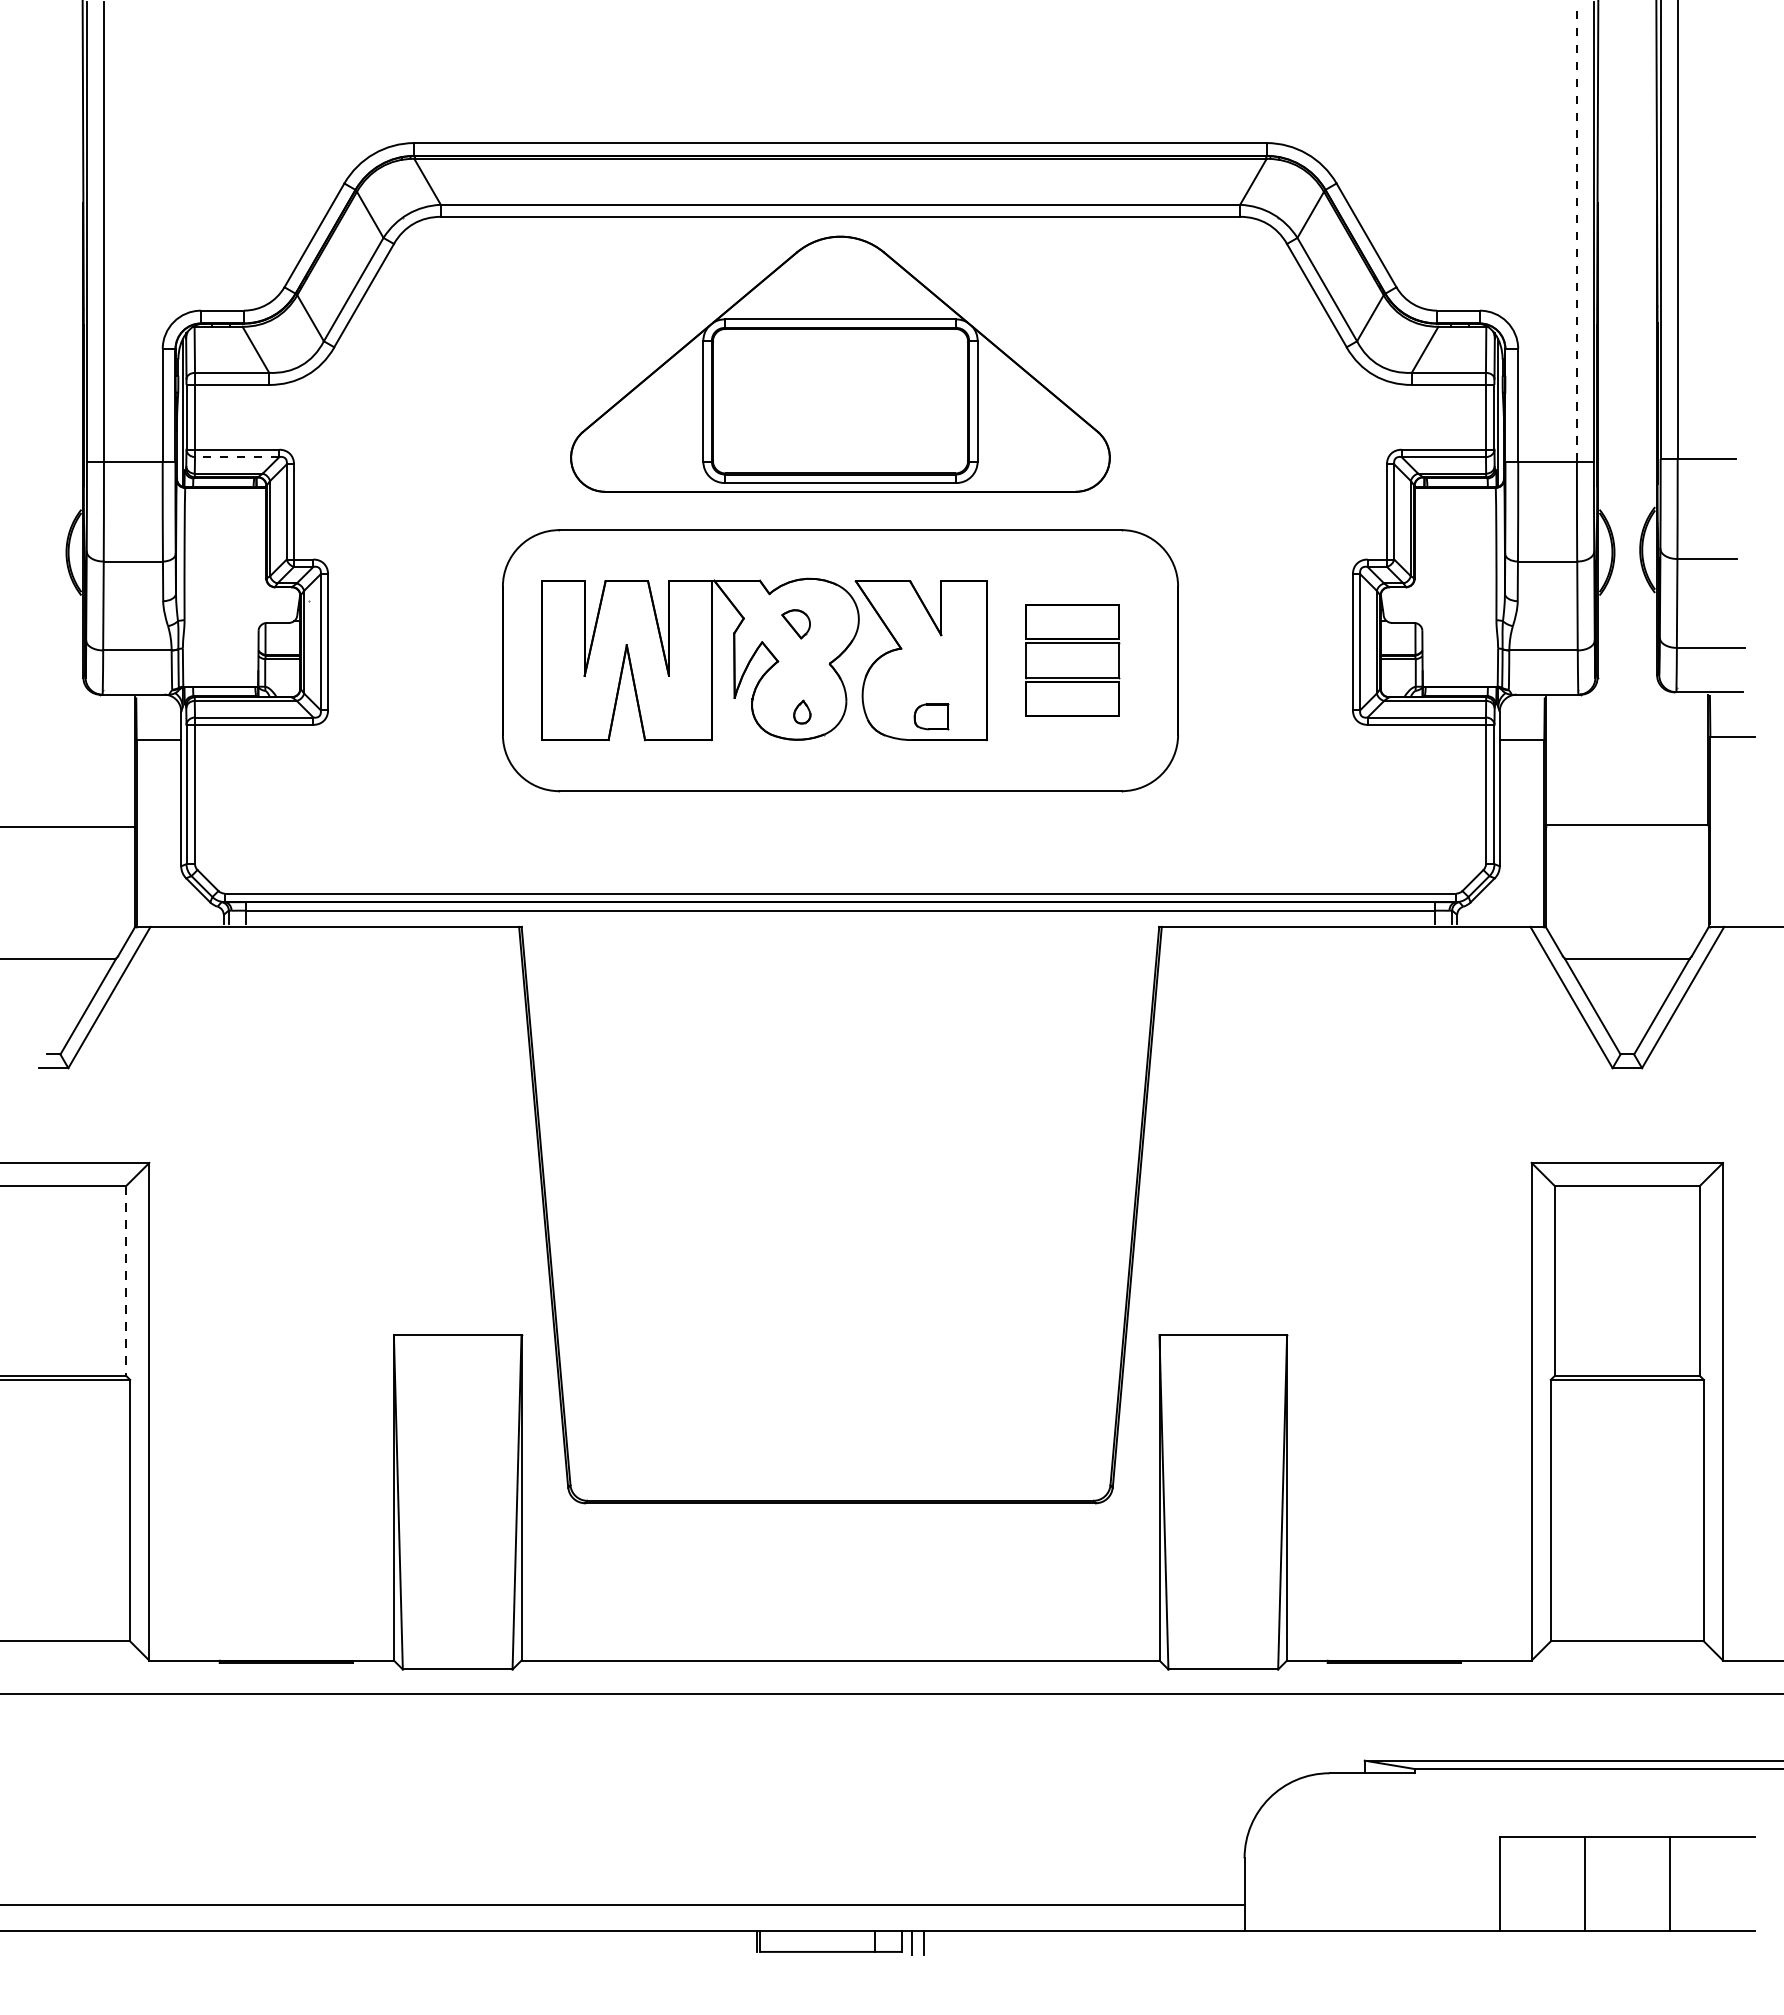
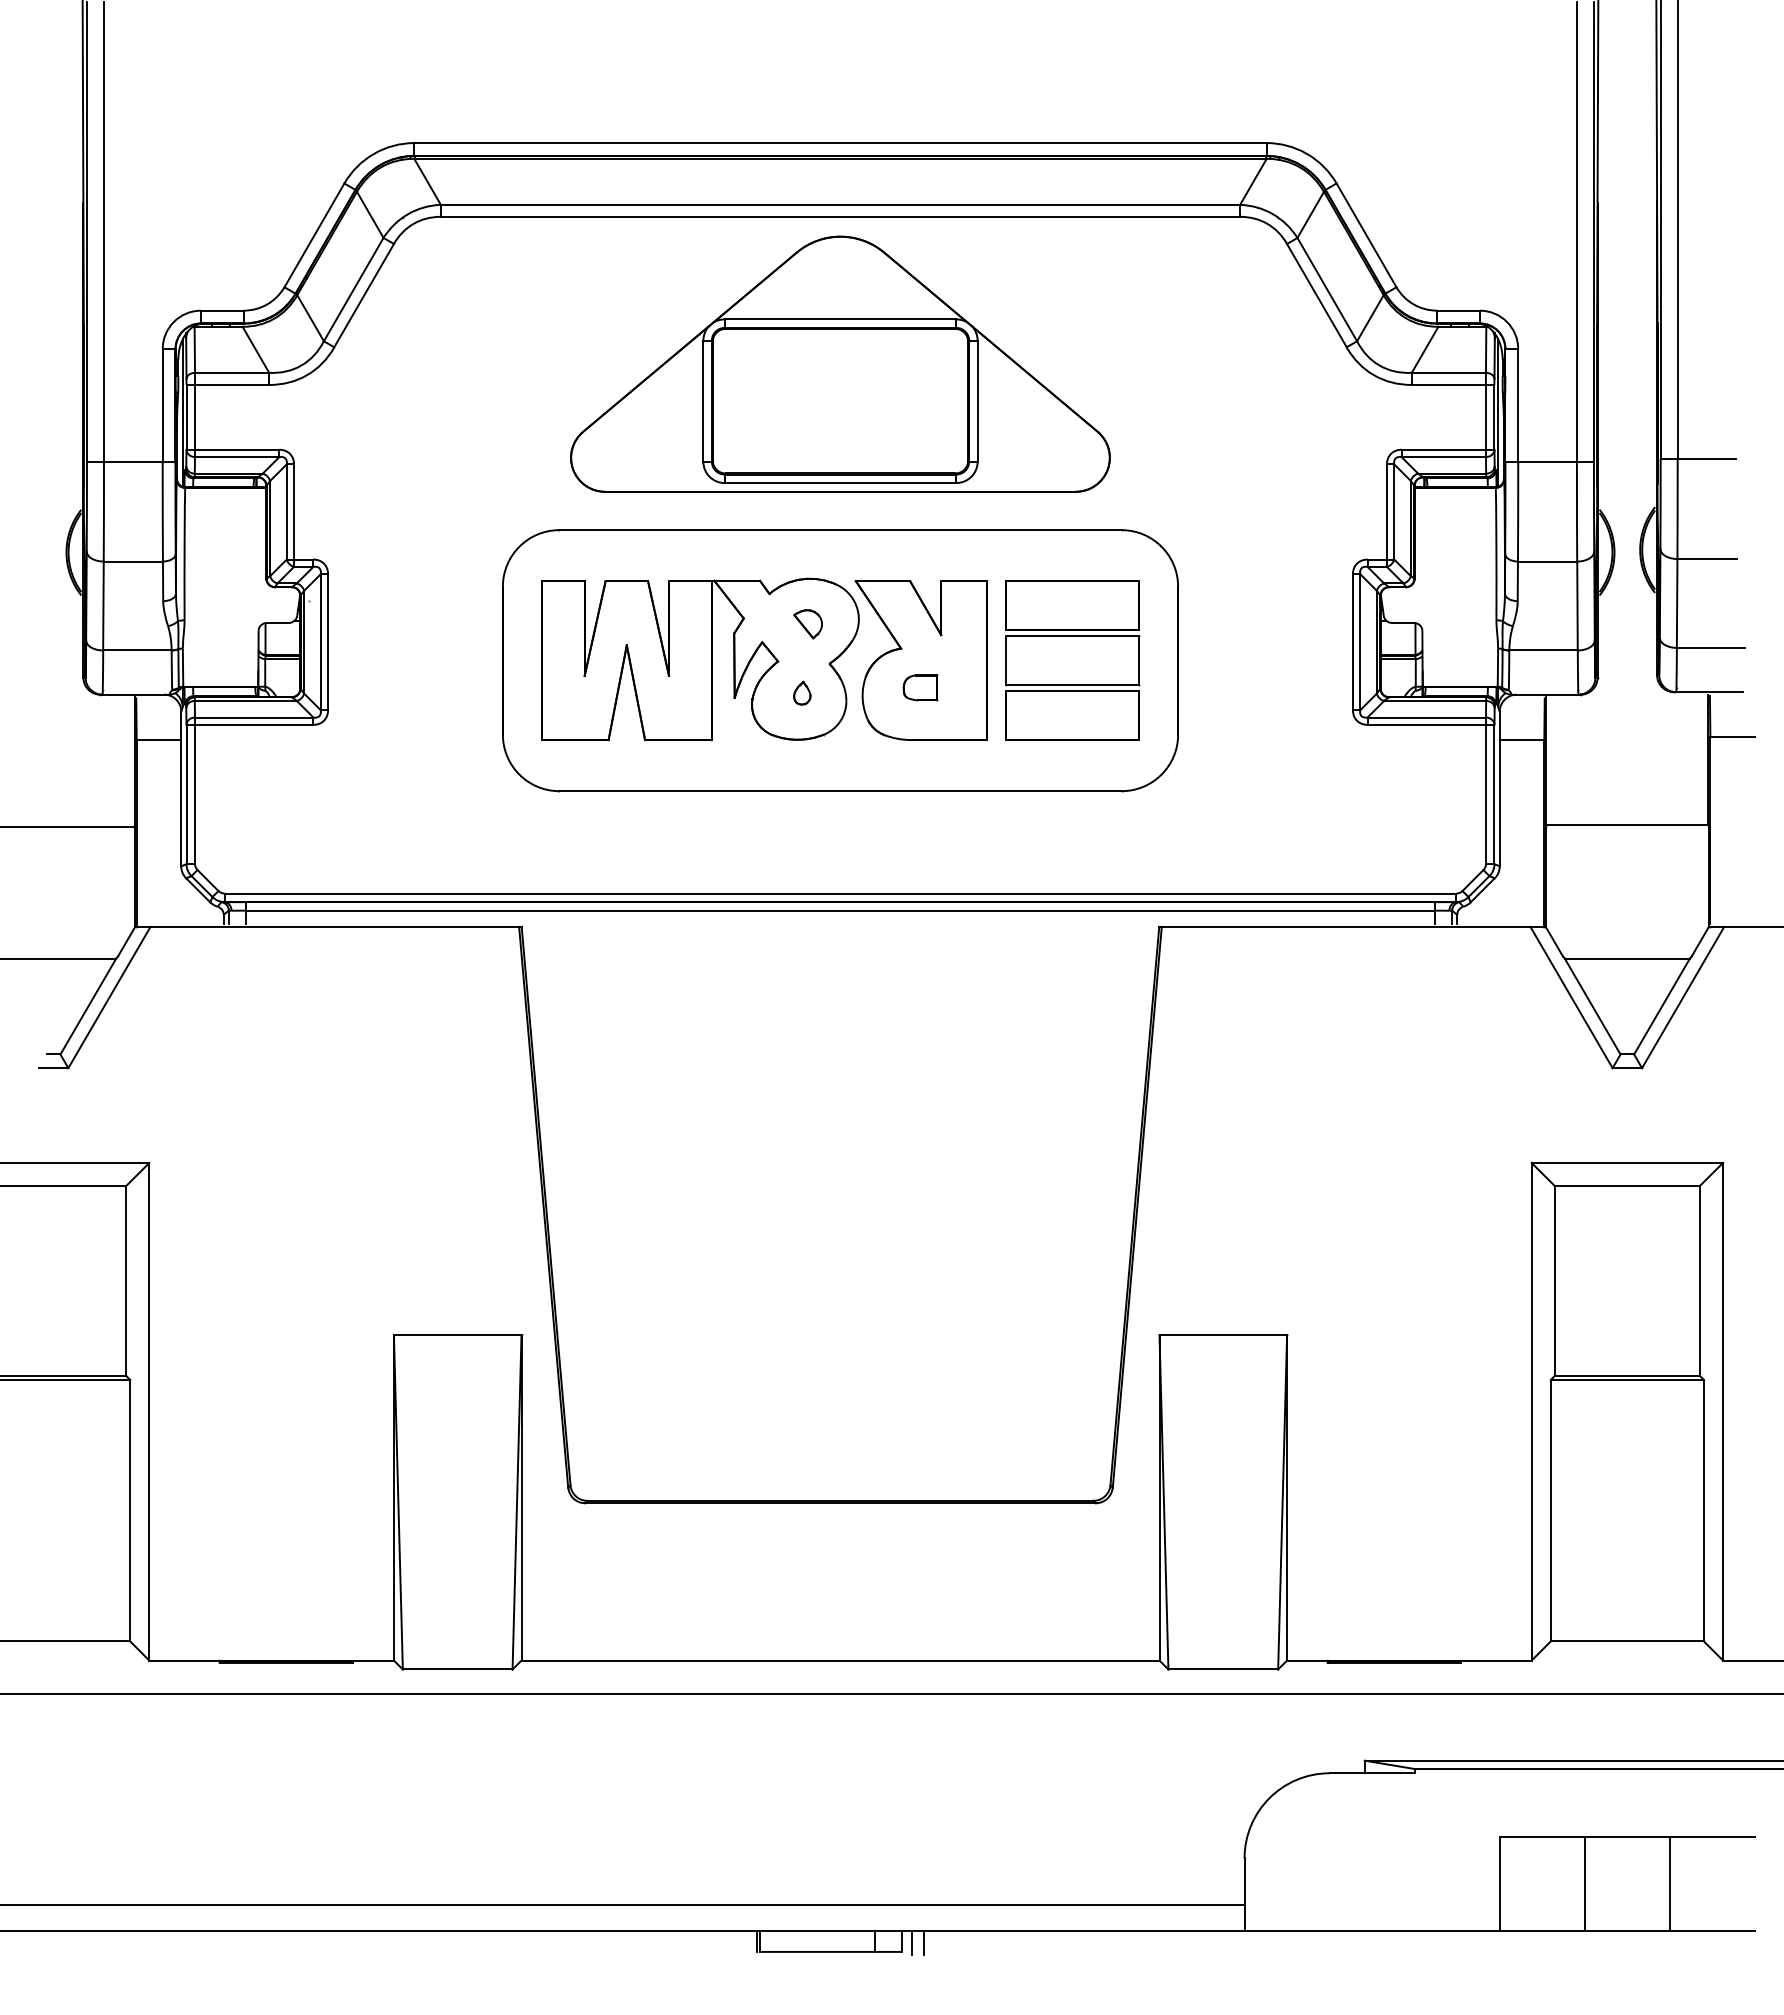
line: dashed -> solid (1576, 232)
line: dashed -> solid (236, 457)
part position: (795, 624) -> (807, 624) (807, 624)
part size: 96x113 px -> 136x161 px (1072, 660)
part position: (802, 711) -> (802, 692) (802, 692)
part position: (931, 716) -> (920, 687) (920, 687)
line: dashed -> solid (125, 1280)
